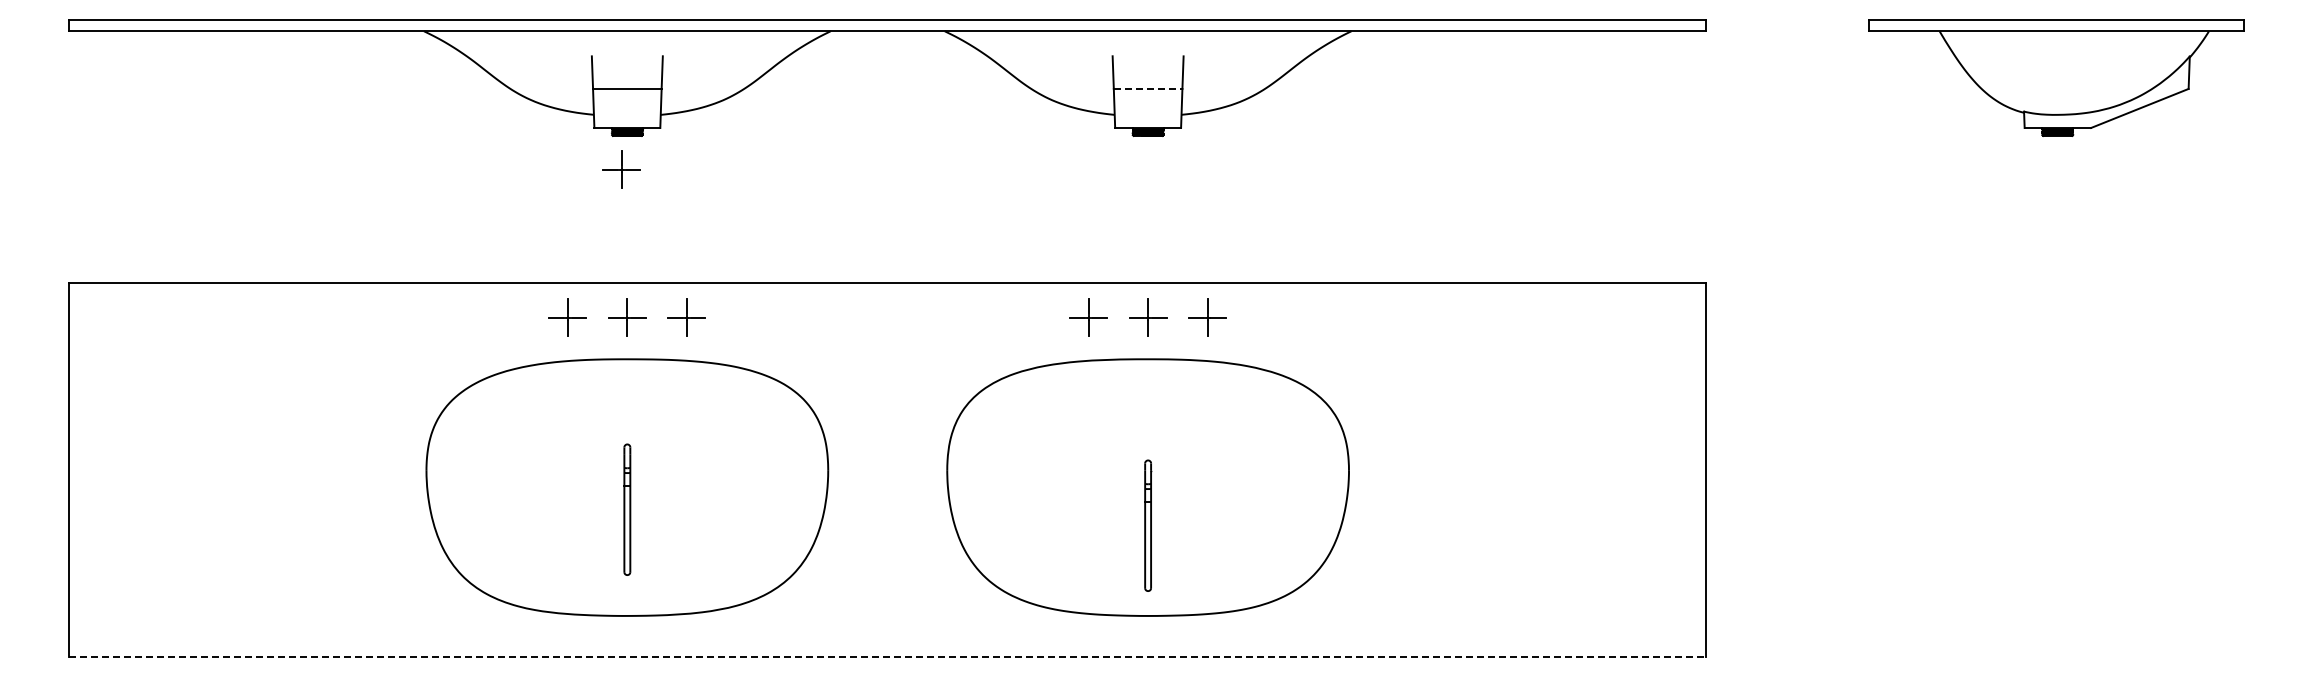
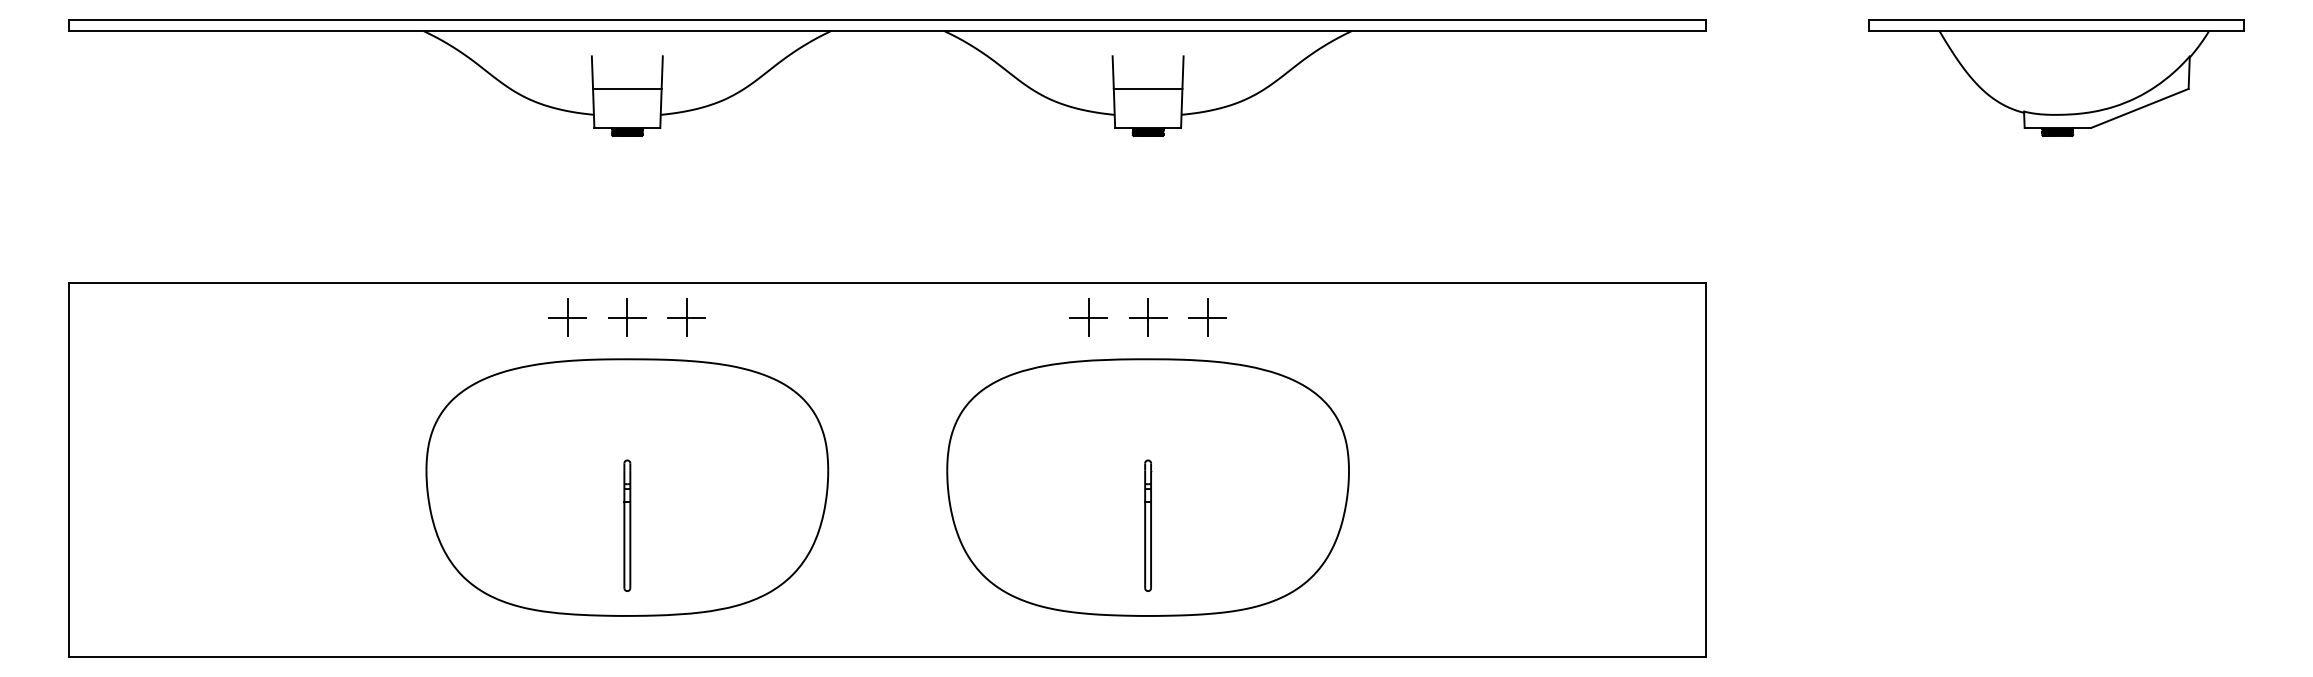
line: dashed -> solid (1148, 88)
part: present -> none (621, 169)
part position: (627, 509) -> (627, 525) (627, 525)
line: dashed -> solid (888, 656)
